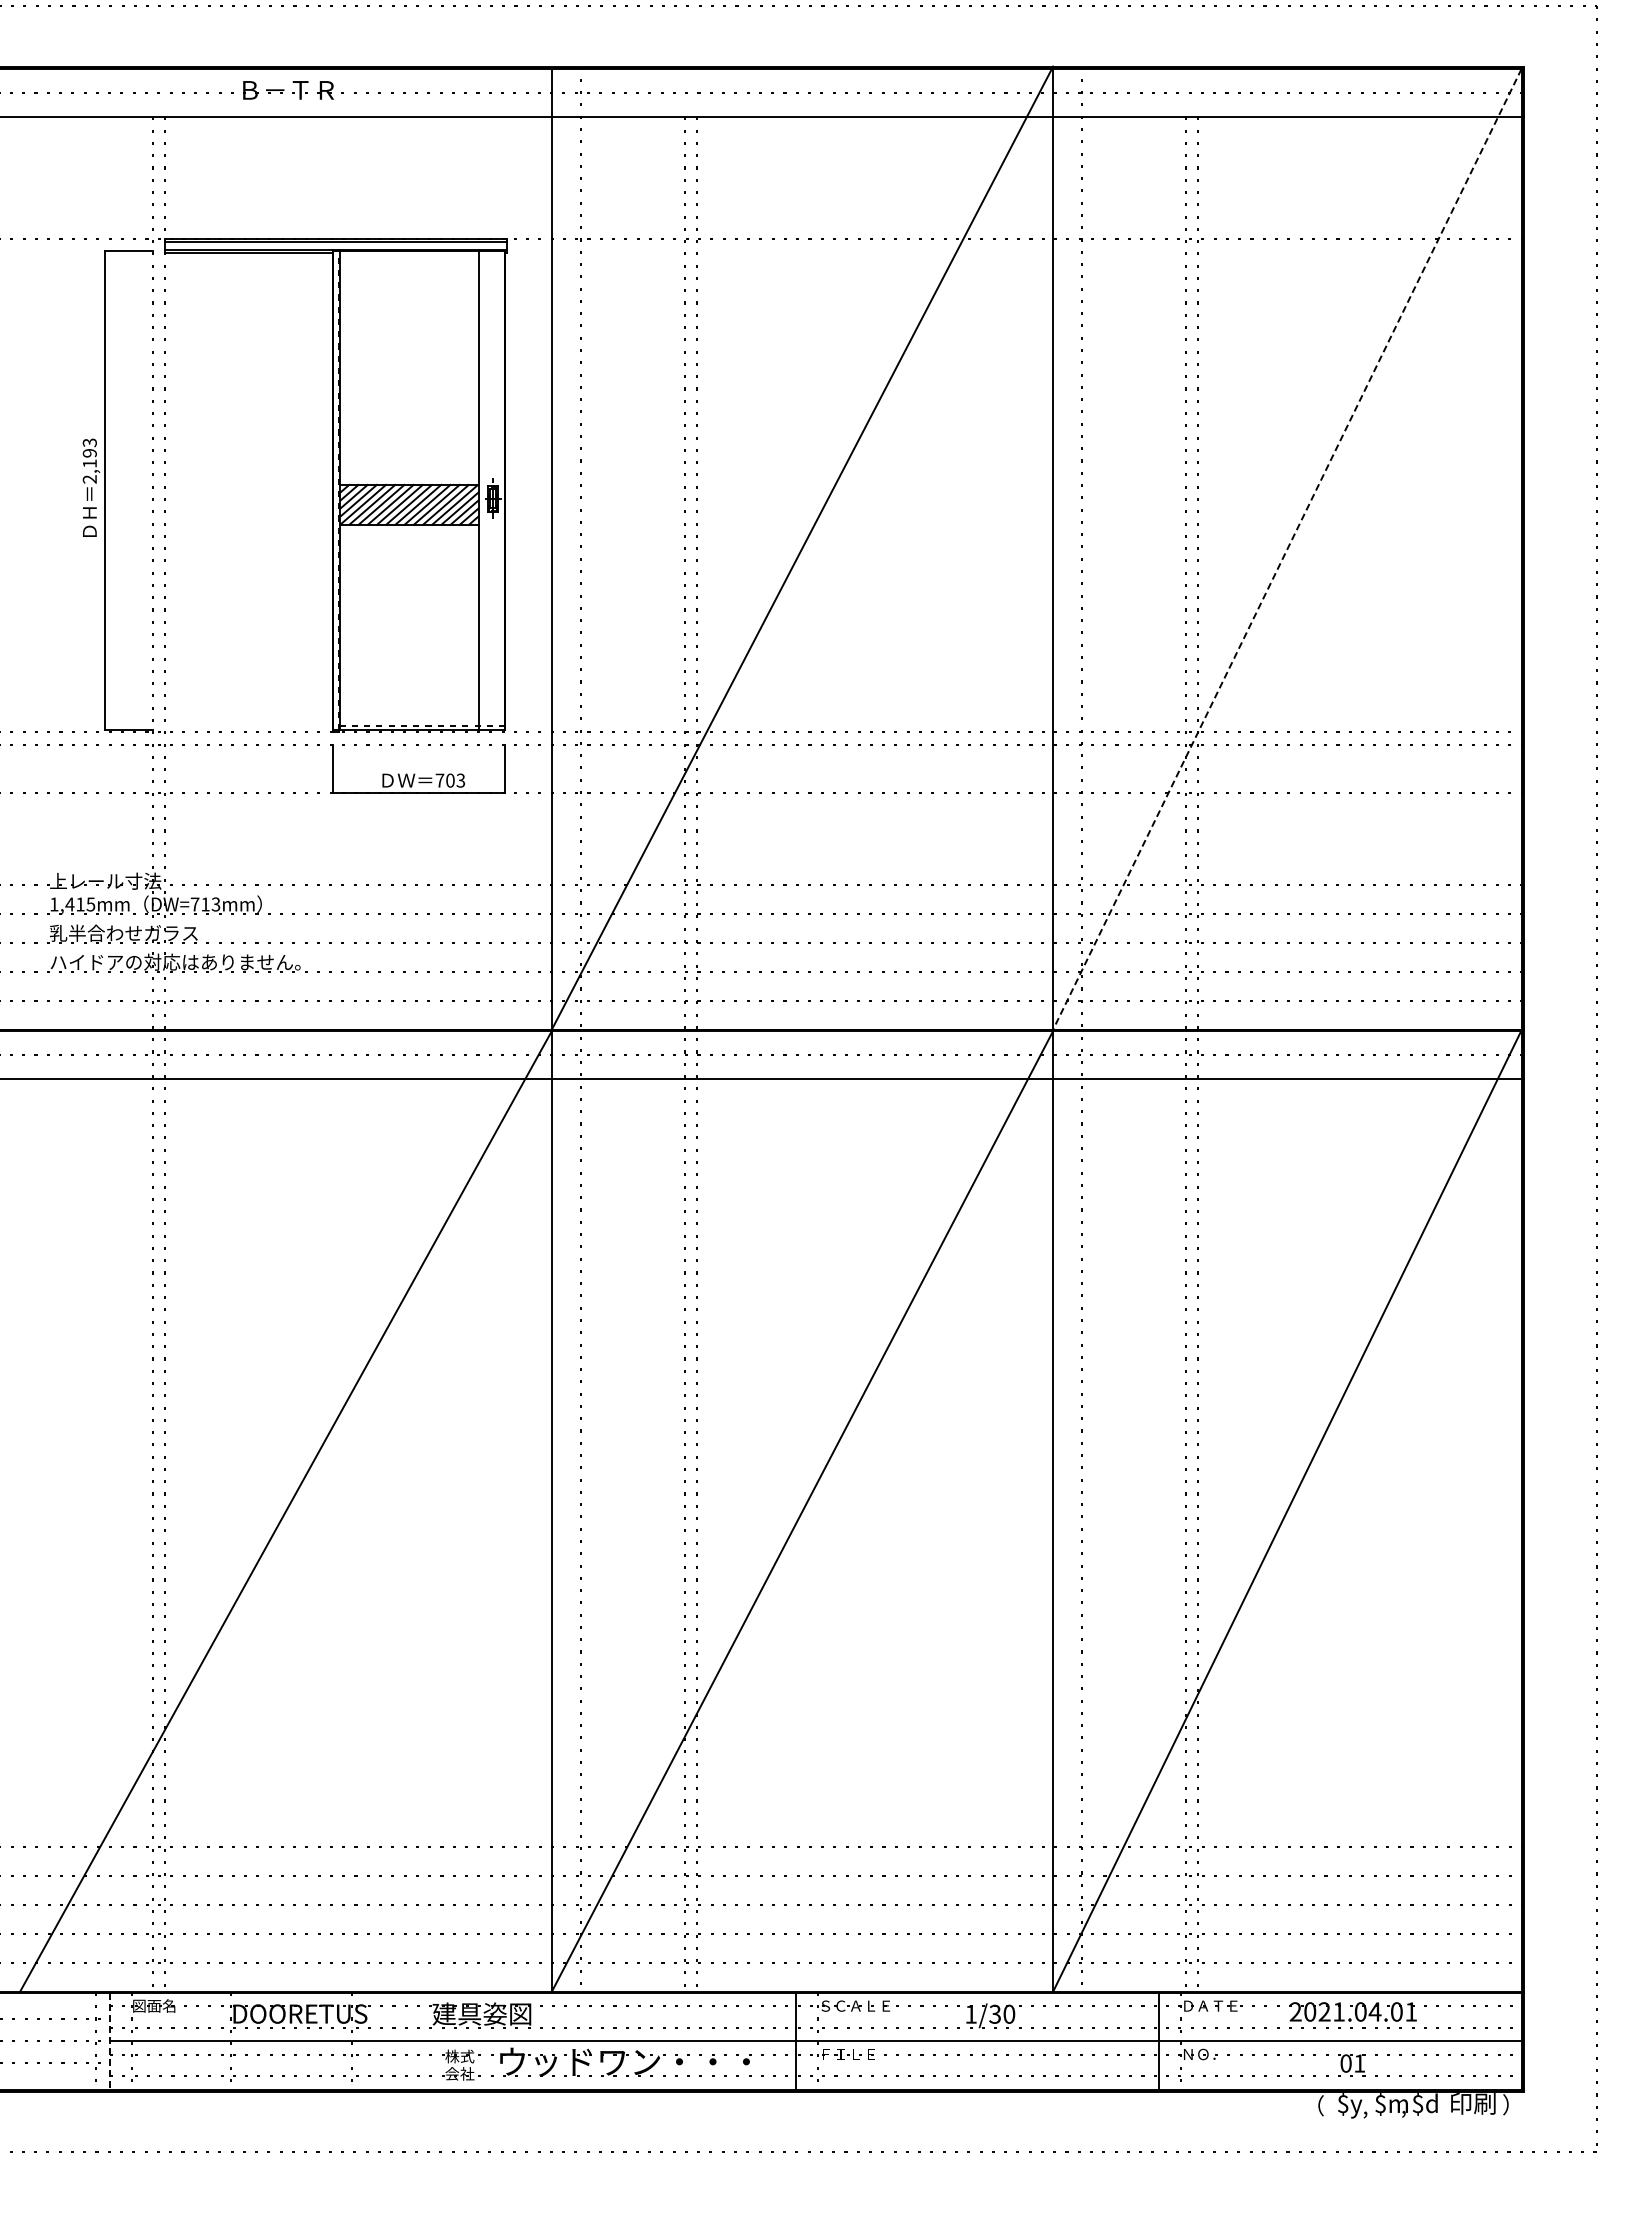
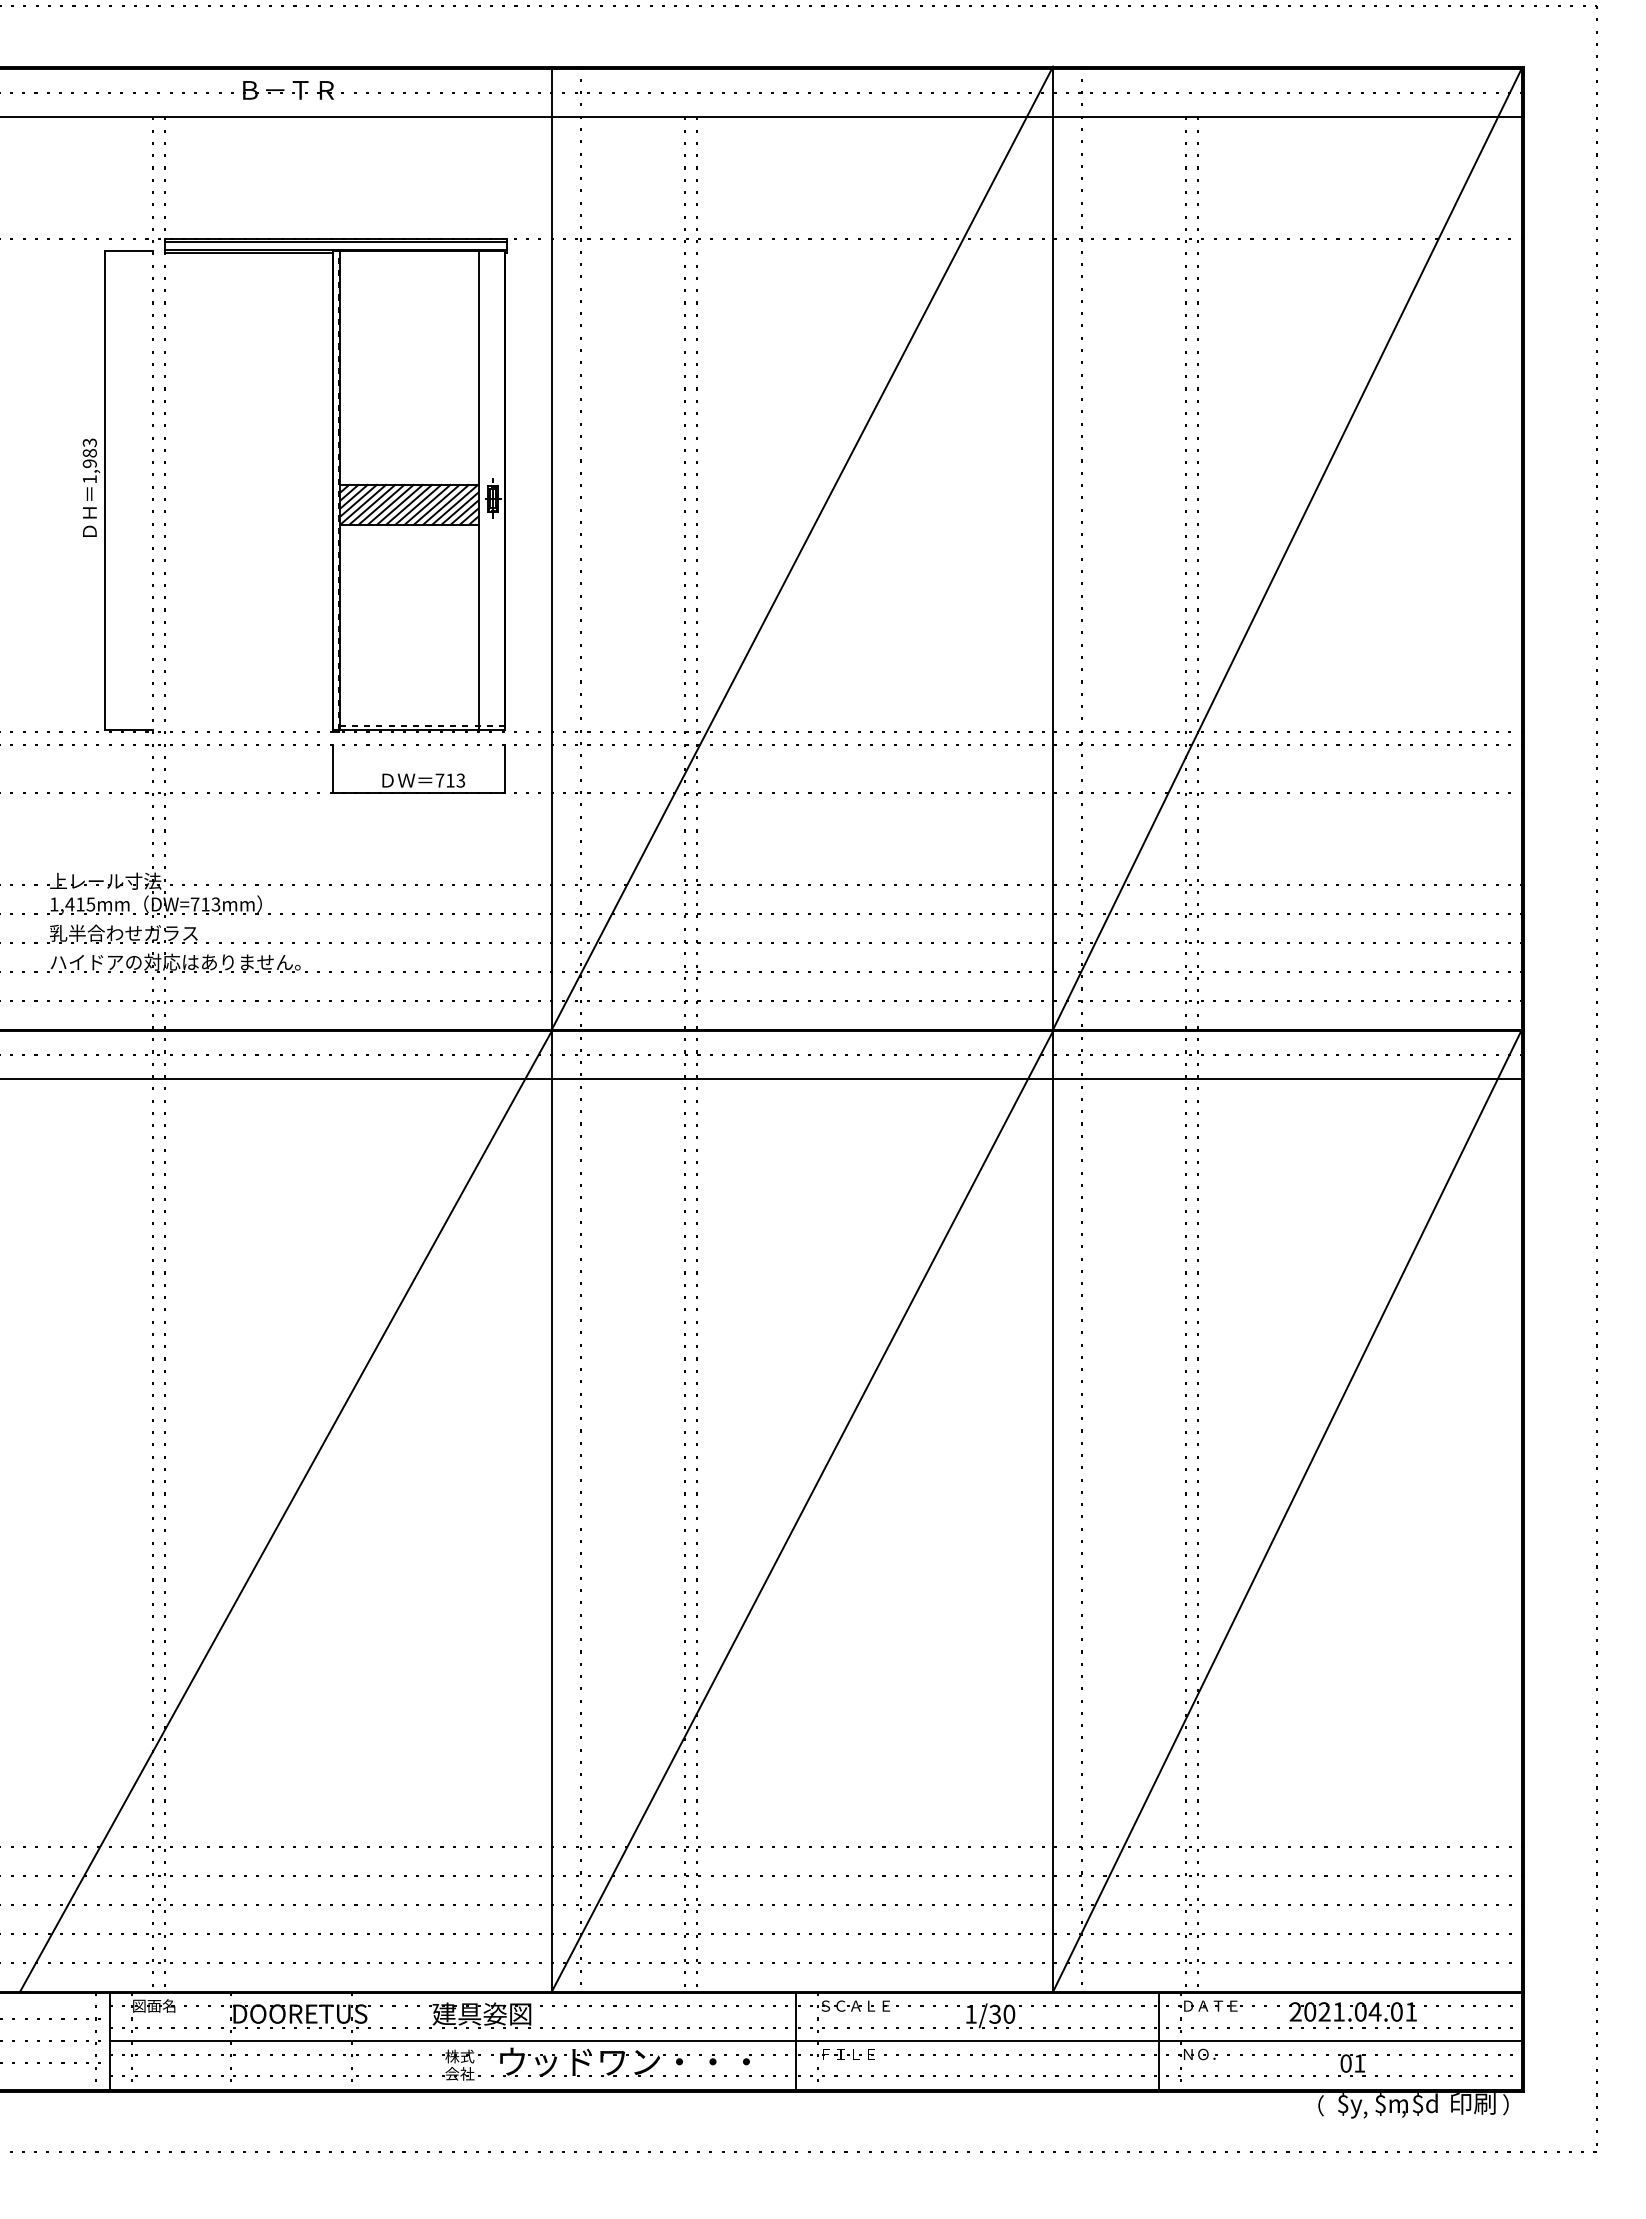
text: 2,193 -> 1,983 (89, 466)
line: dashed -> solid (1287, 549)
text: 703 -> 713 (450, 780)
line: dashed -> solid (110, 2041)
